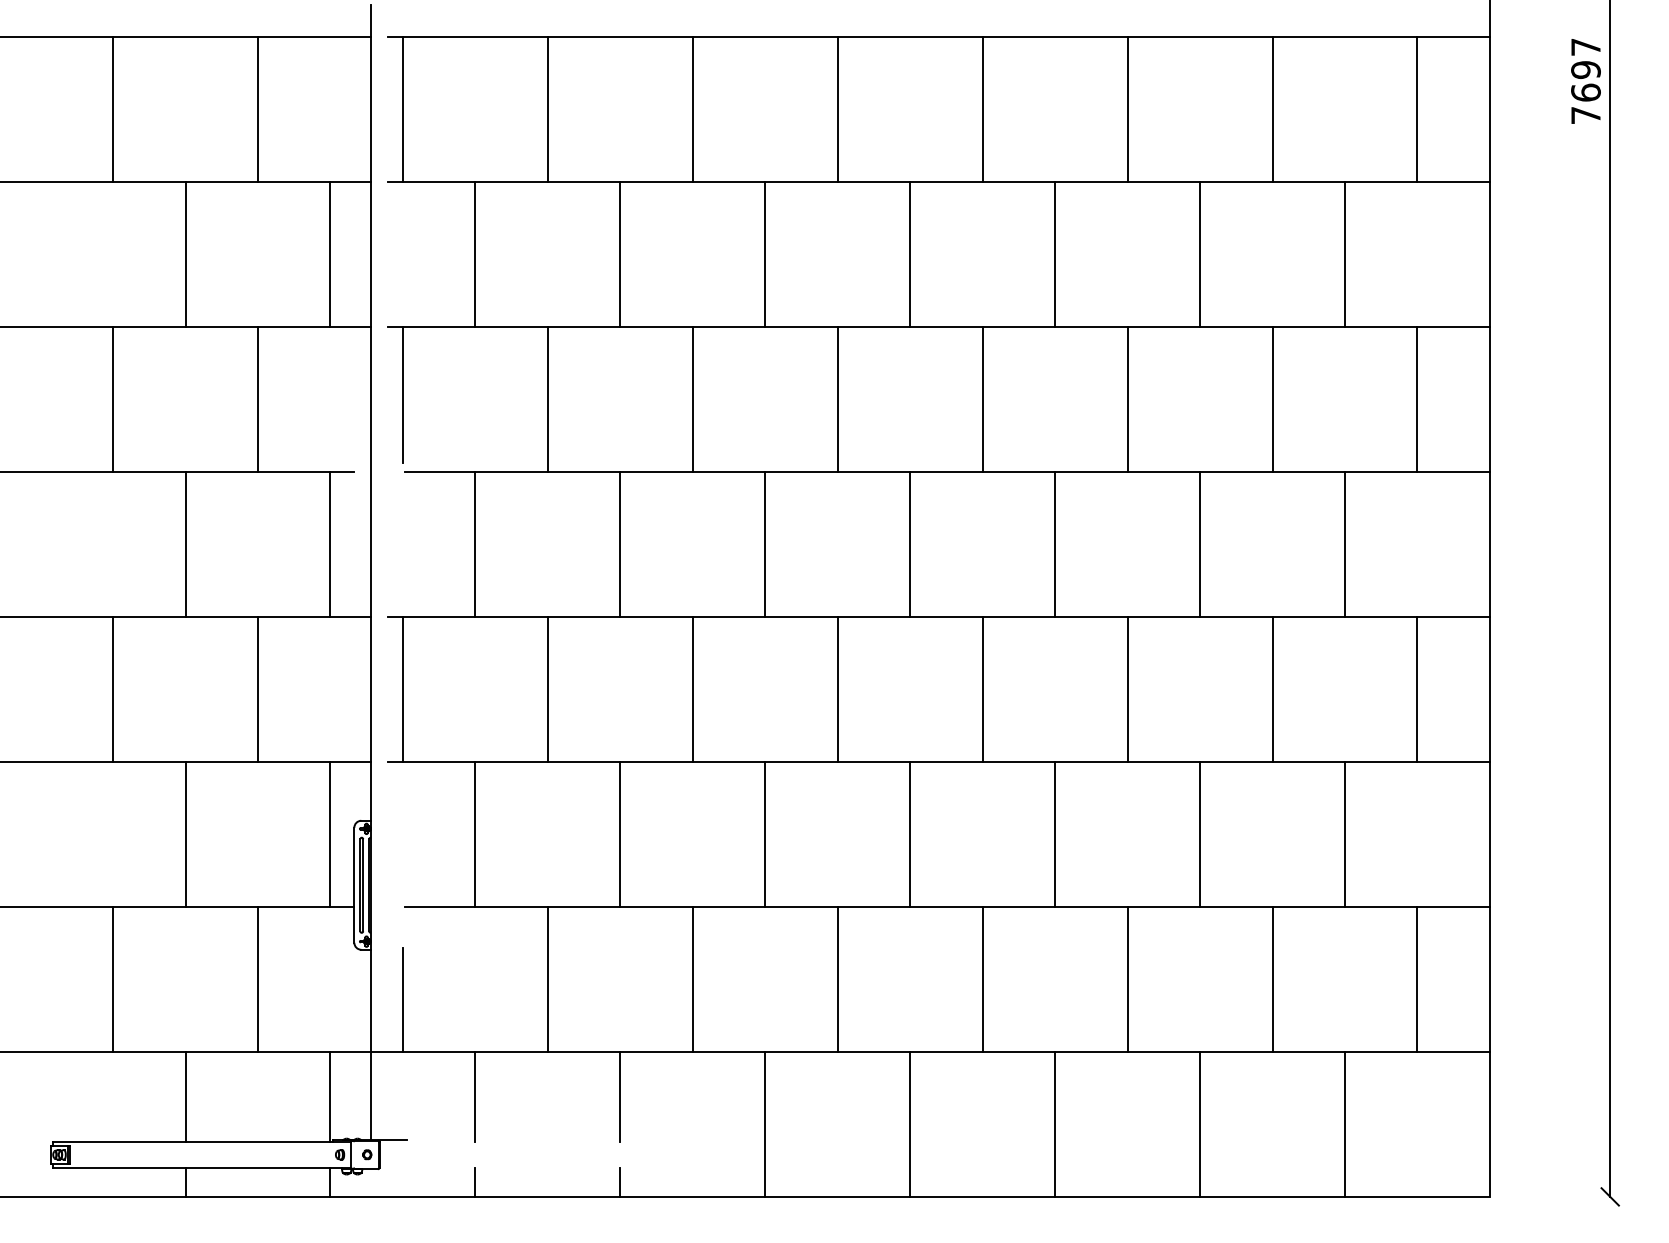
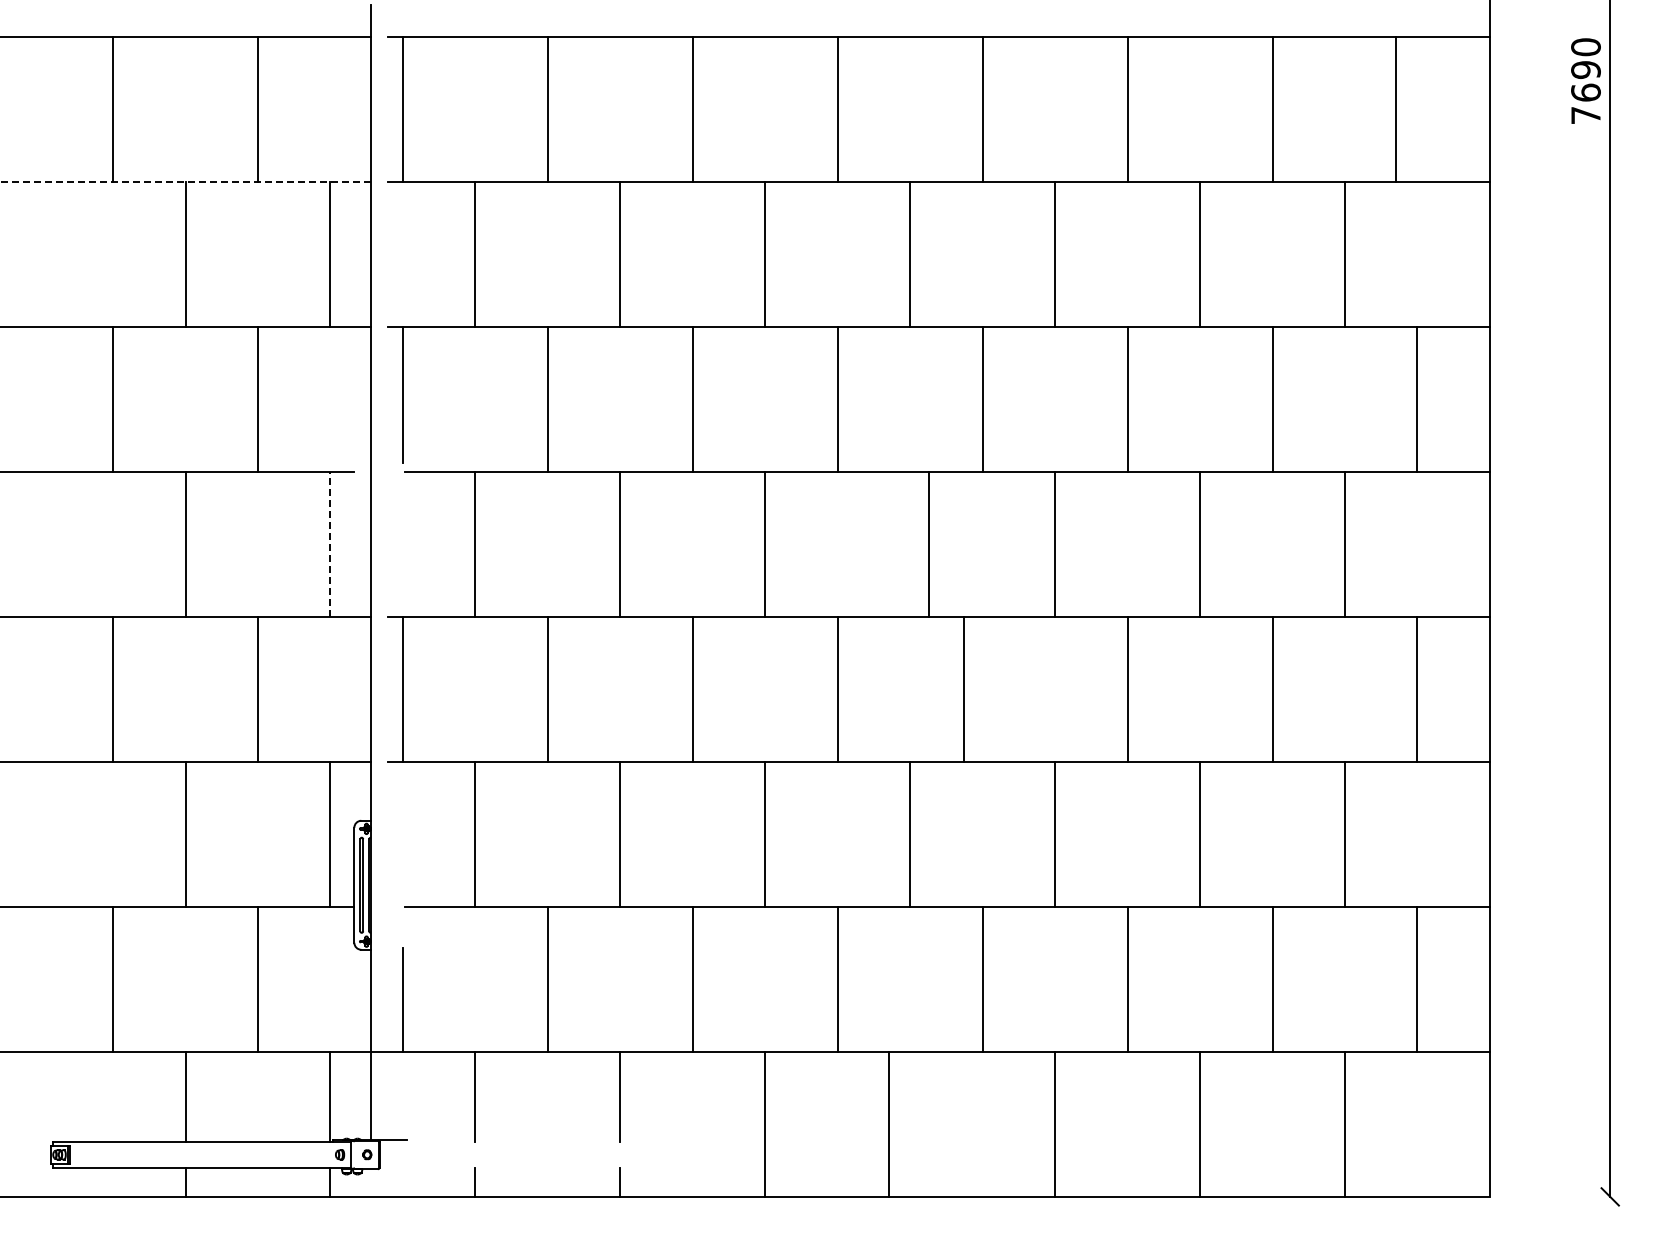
text: 7697 -> 7690 (1585, 47)
line position: (1417, 109) -> (1396, 109) (1396, 109)
line: solid -> dashed (185, 182)
line: solid -> dashed (330, 544)
line position: (910, 544) -> (929, 544) (929, 544)
line position: (982, 689) -> (963, 689) (963, 689)
line position: (910, 1123) -> (889, 1123) (889, 1123)
